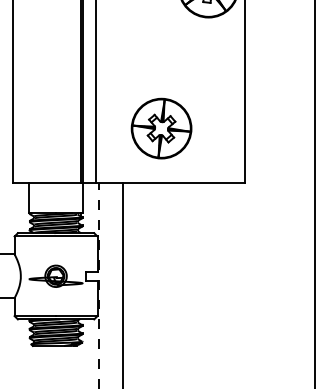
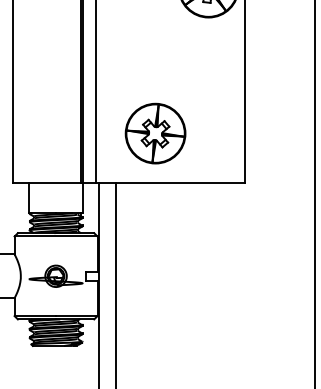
part position: (161, 128) -> (155, 133) (155, 133)
line position: (122, 284) -> (115, 284) (115, 284)
line: dashed -> solid (99, 285)
